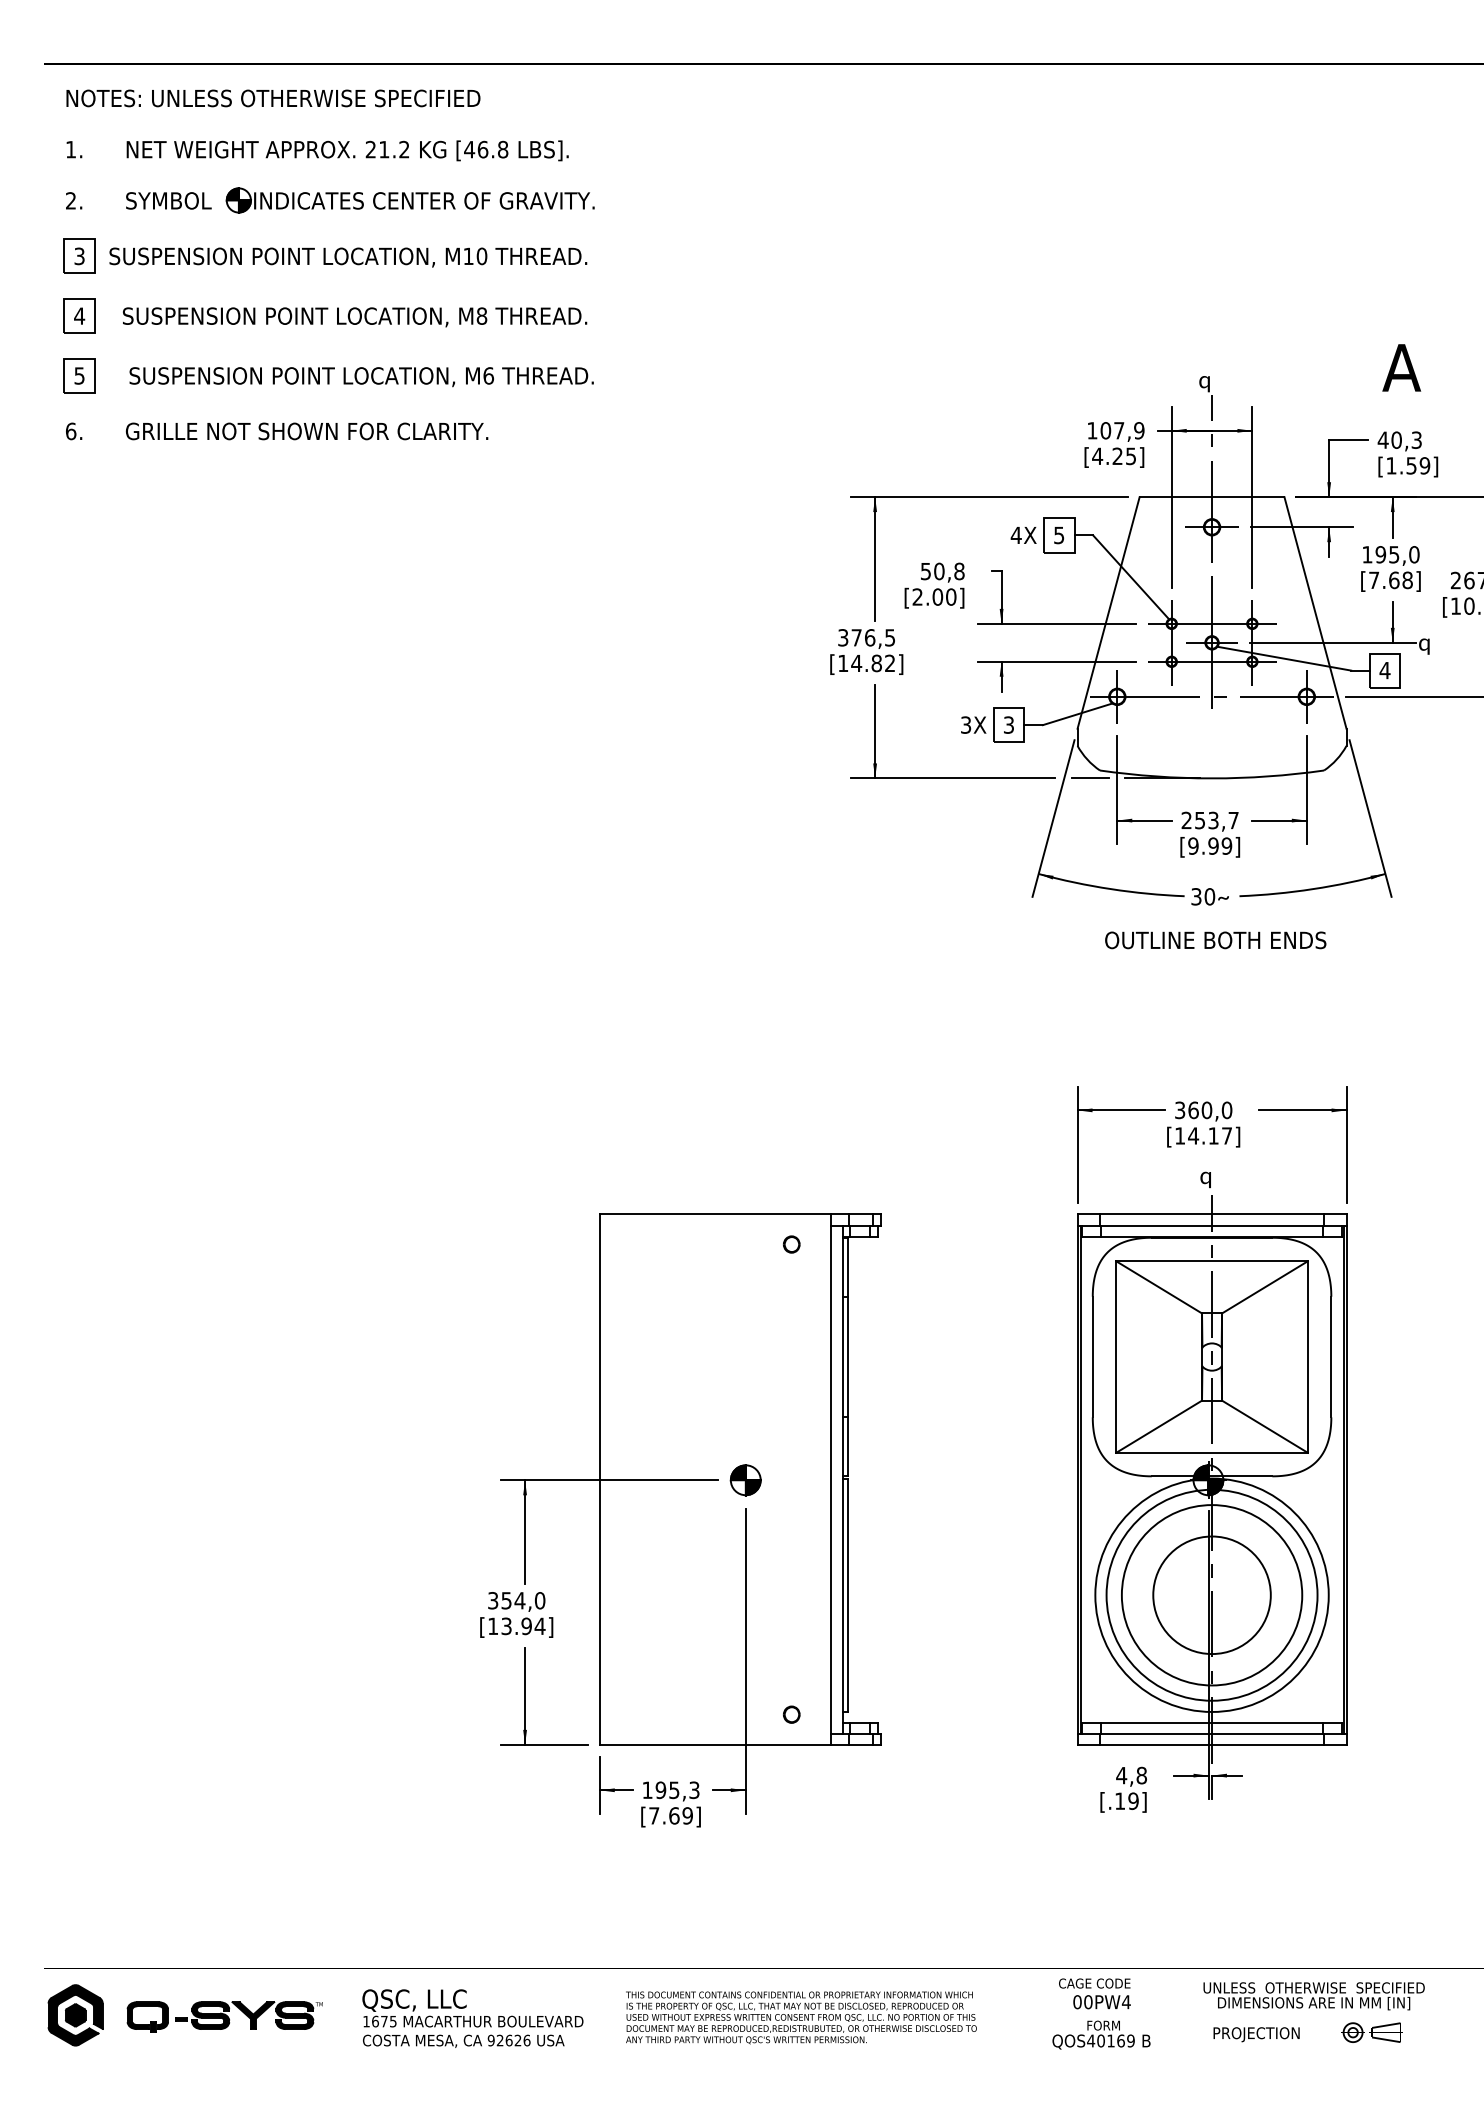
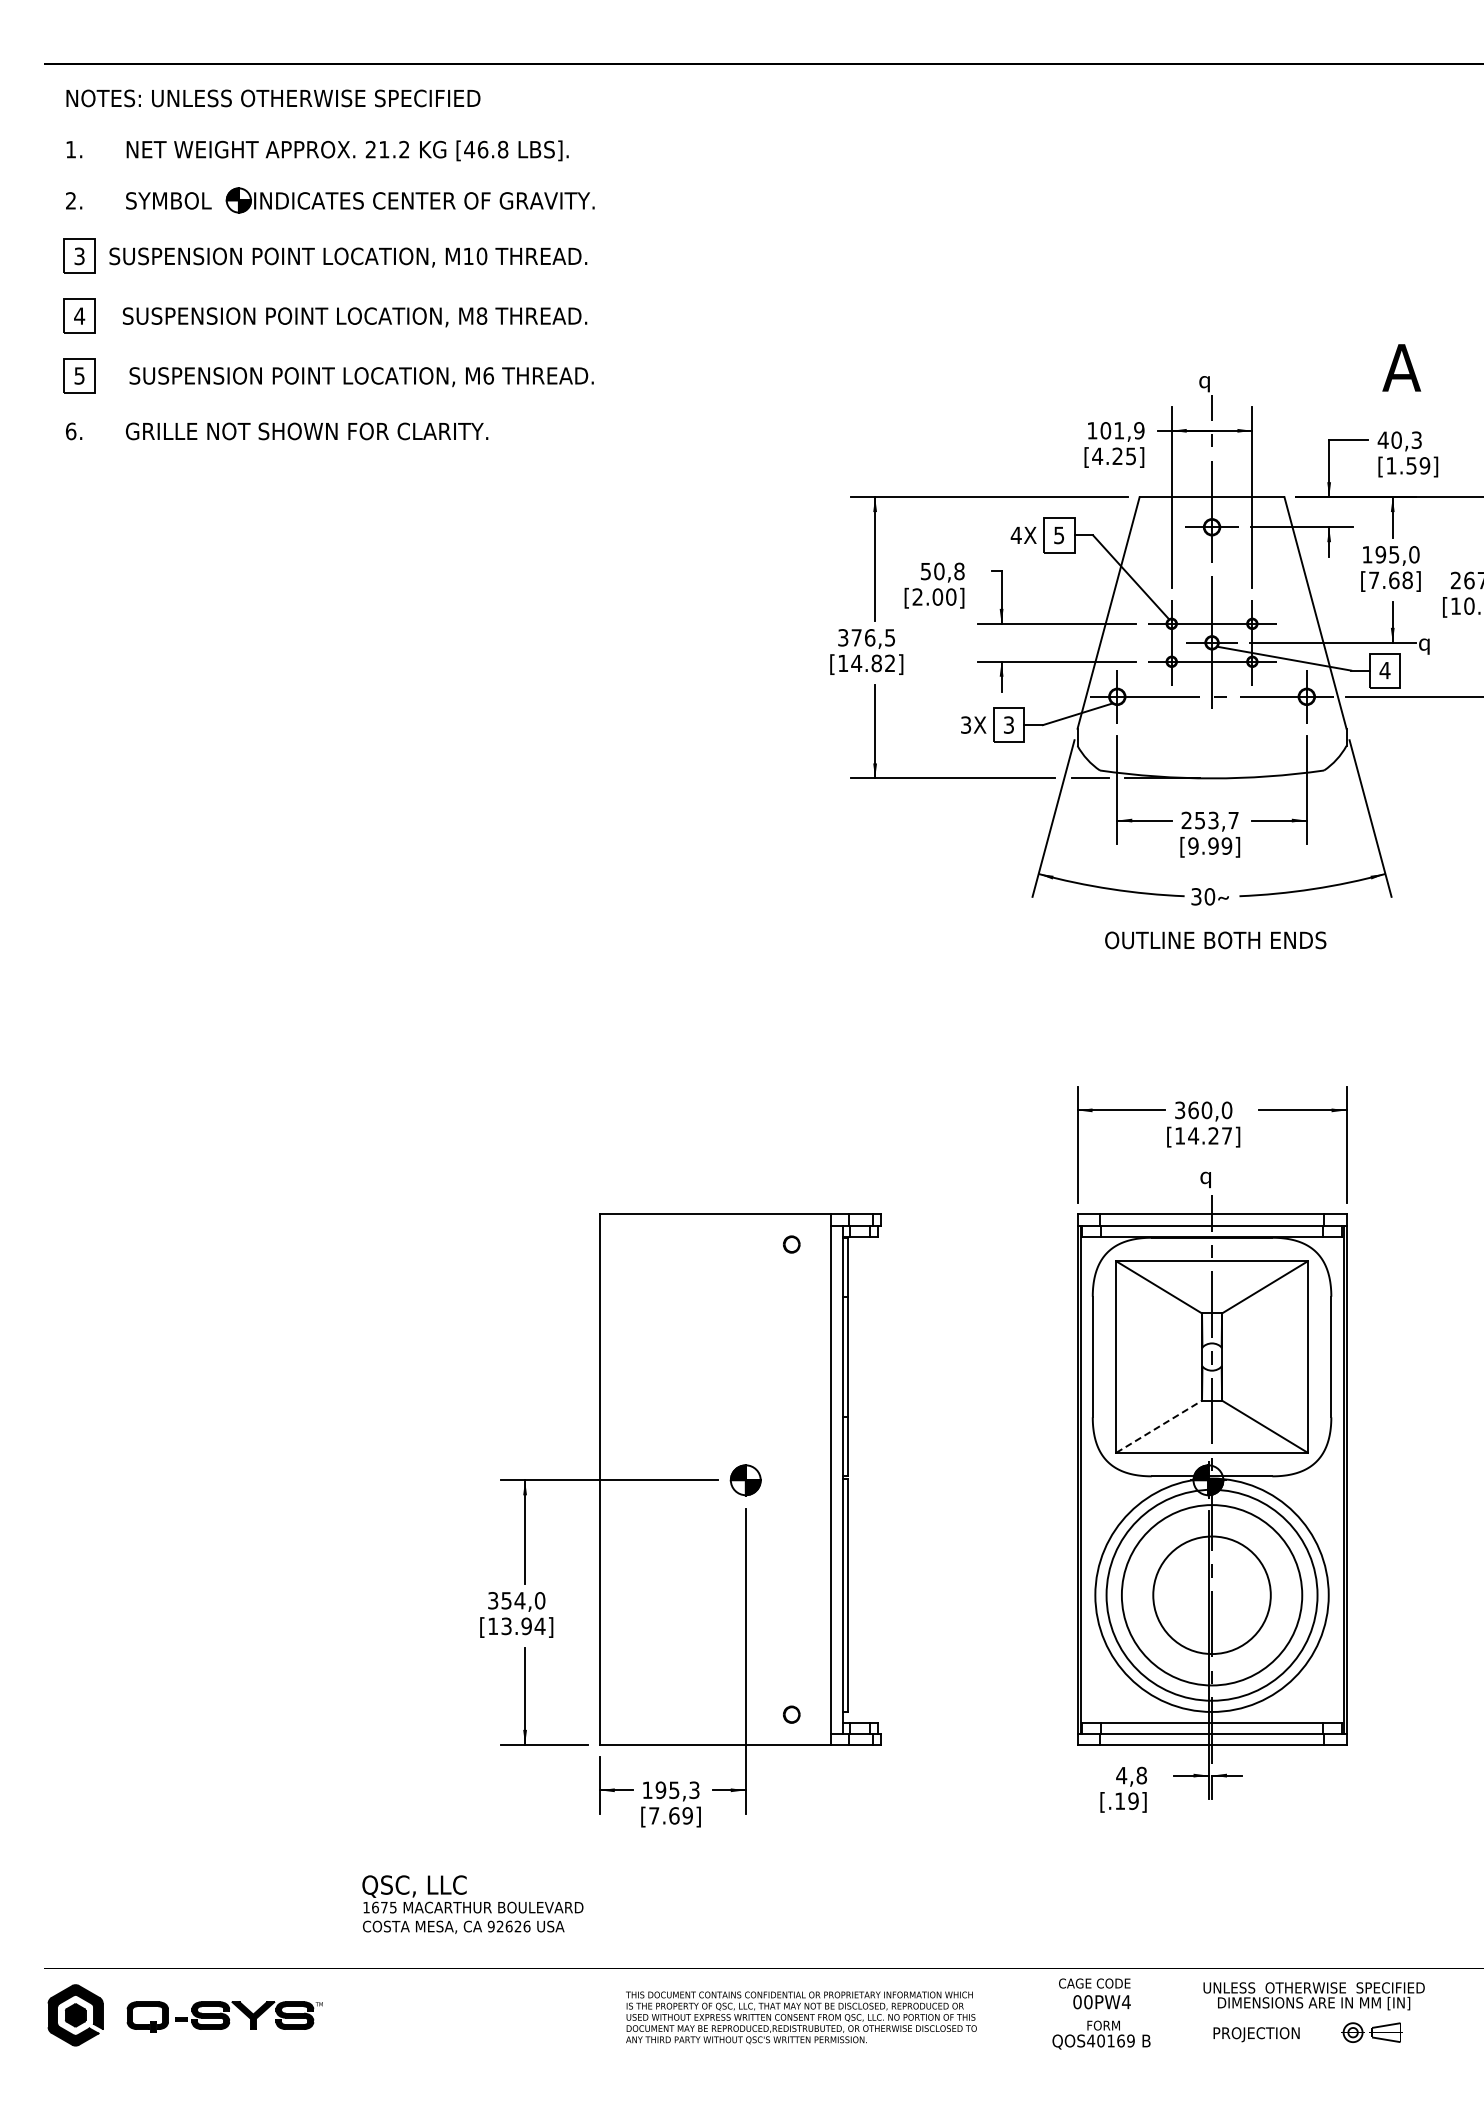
text: 107,9 -> 101,9 (1119, 430)
text: [14.17] -> [14.27] (1213, 1135)
line: solid -> dashed (1159, 1426)
text position: (472, 2018) -> (472, 1904) (472, 1904)
